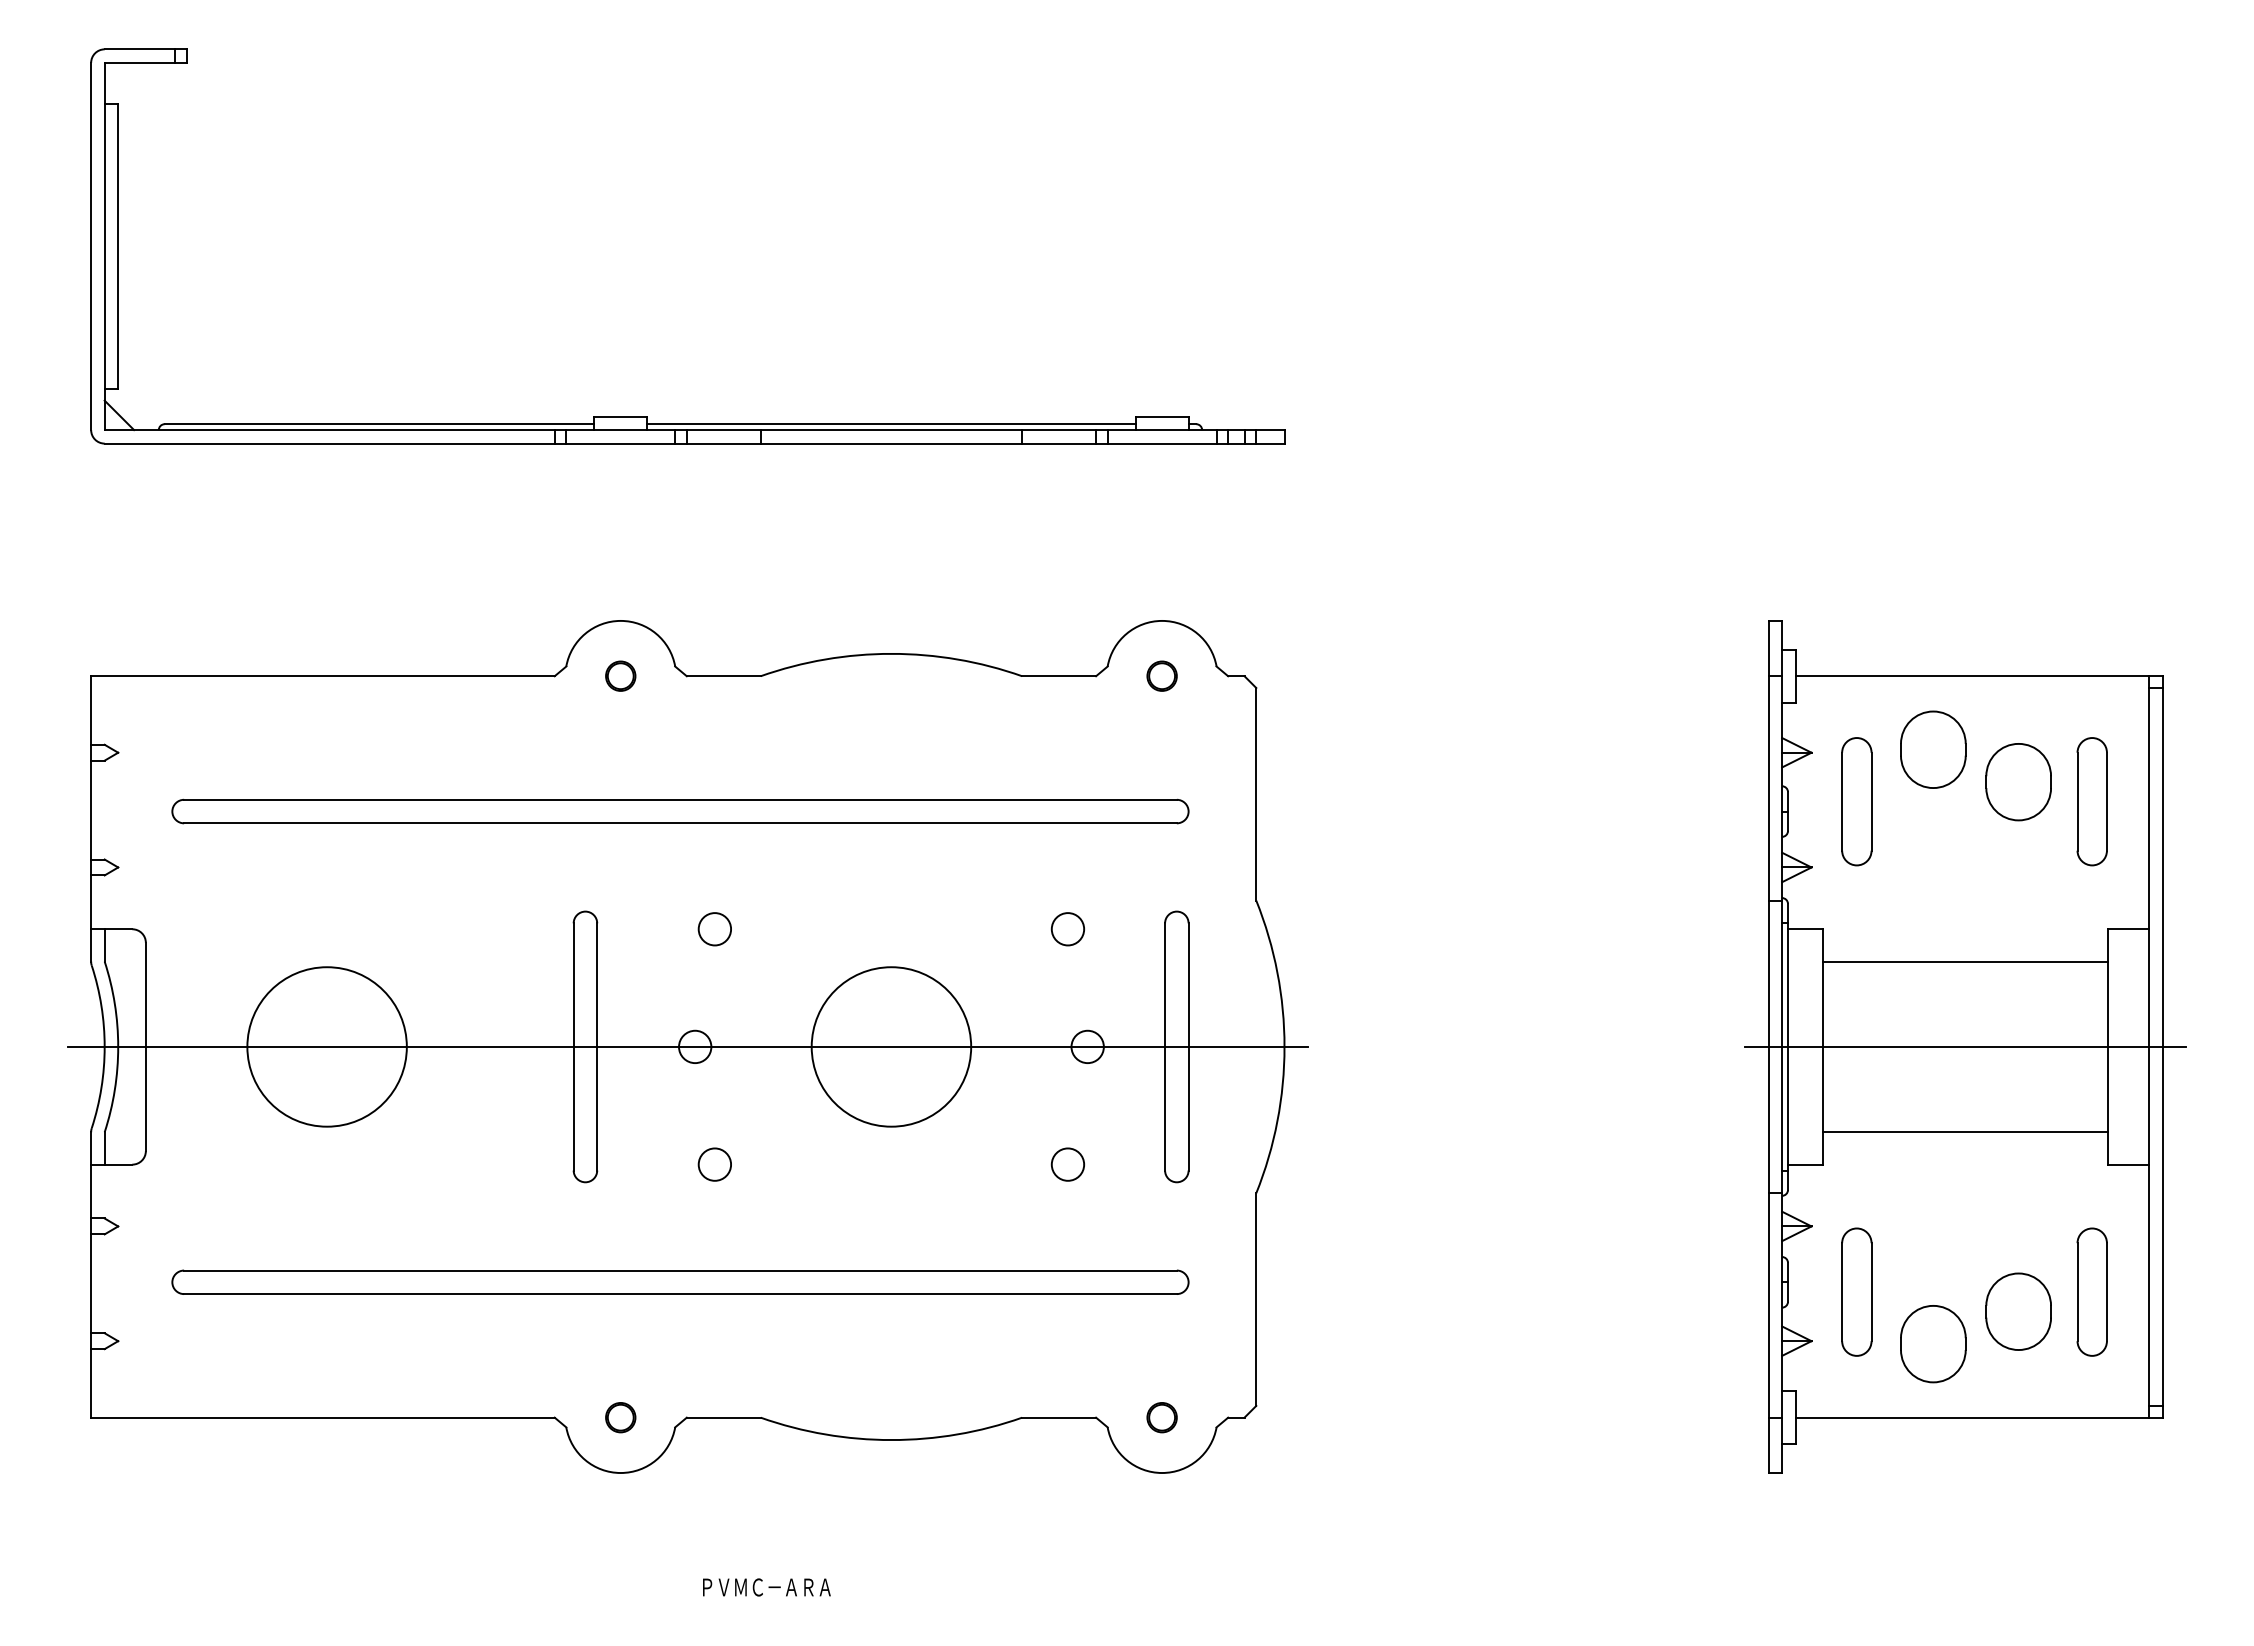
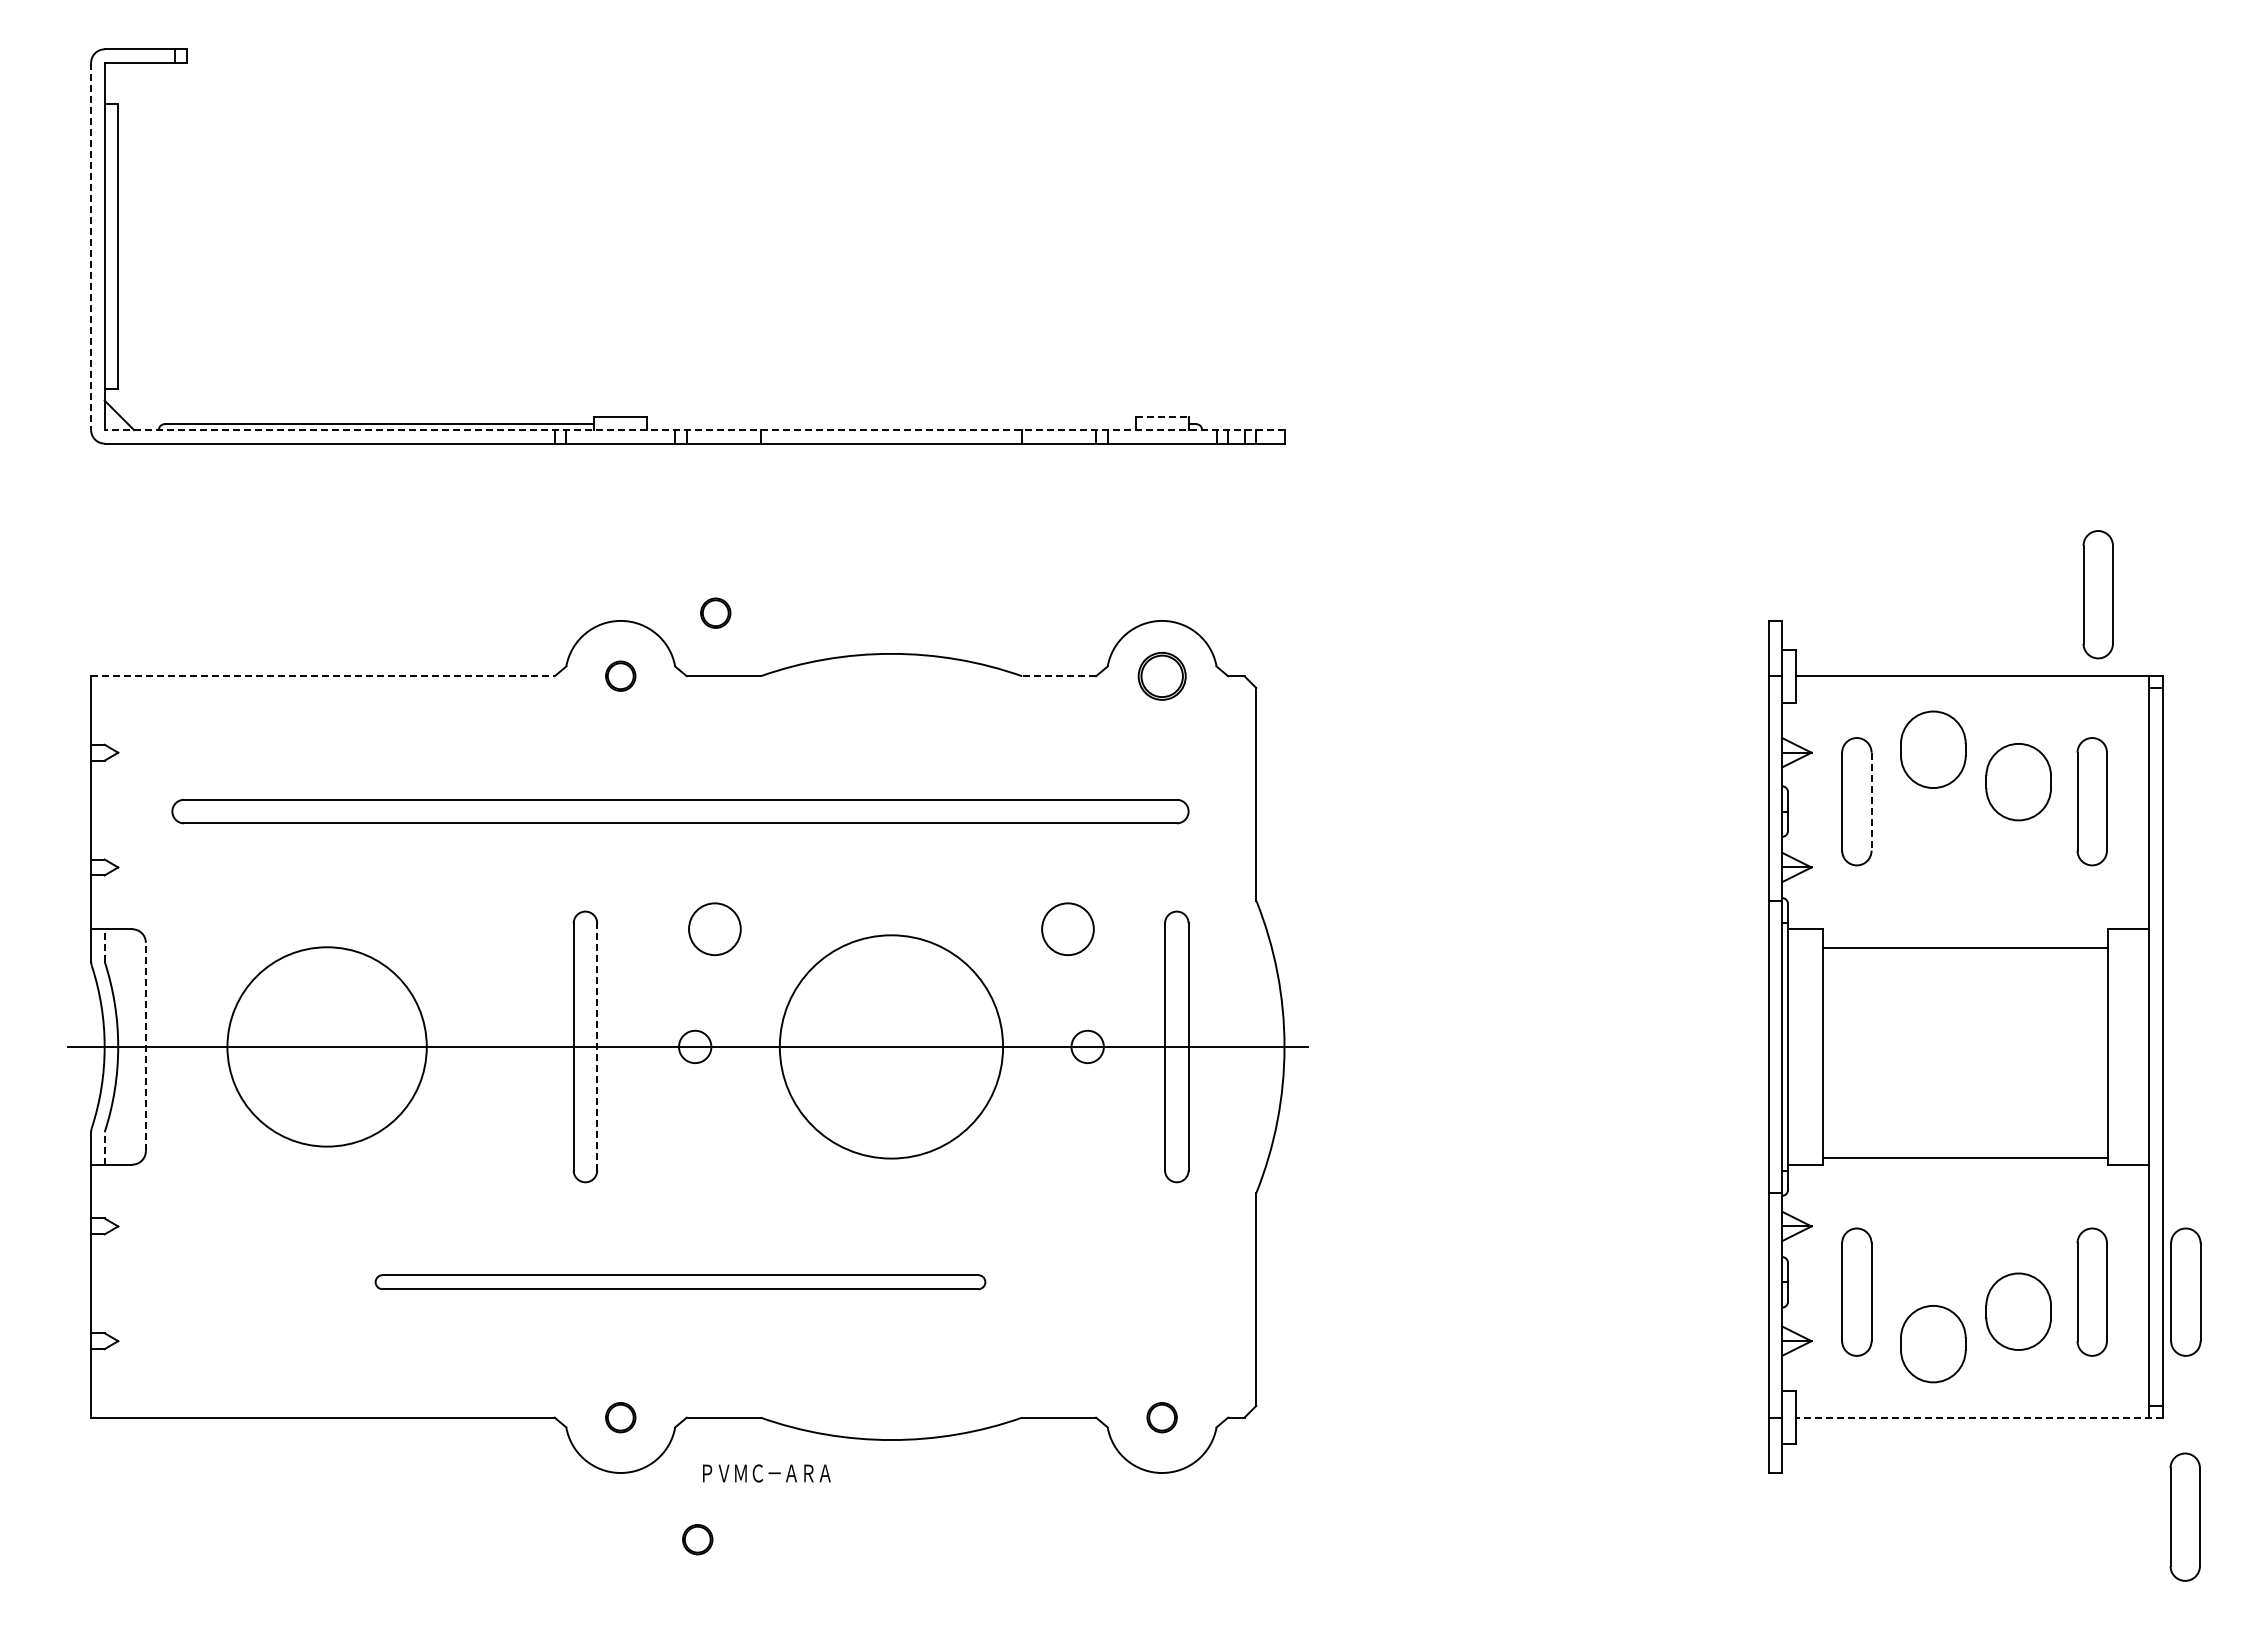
line: solid -> dashed (91, 246)
line: solid -> dashed (1162, 416)
line: present -> none (891, 424)
line: solid -> dashed (694, 430)
part: none -> present (2097, 594)
part: none -> present (715, 612)
part size: 32x32 px -> 50x49 px (1161, 676)
line: solid -> dashed (322, 676)
line: solid -> dashed (1059, 676)
line: solid -> dashed (1871, 801)
circle diameter: 32 px -> 52 px (714, 929)
circle diameter: 32 px -> 52 px (1067, 929)
line: solid -> dashed (104, 944)
line position: (1965, 961) -> (1965, 947) (1965, 947)
line: solid -> dashed (145, 1046)
circle diameter: 159 px -> 199 px (326, 1046)
line: solid -> dashed (597, 1046)
circle diameter: 159 px -> 223 px (891, 1046)
line: present -> none (1965, 1046)
line position: (1965, 1132) -> (1965, 1158) (1965, 1158)
line: solid -> dashed (104, 1148)
circle: present -> none (714, 1164)
circle: present -> none (1067, 1164)
part size: 1019x26 px -> 613x17 px (680, 1282)
part: none -> present (2185, 1291)
line: solid -> dashed (1979, 1417)
part: none -> present (2184, 1516)
part: none -> present (697, 1539)
text position: (766, 1587) -> (766, 1473) (766, 1473)
